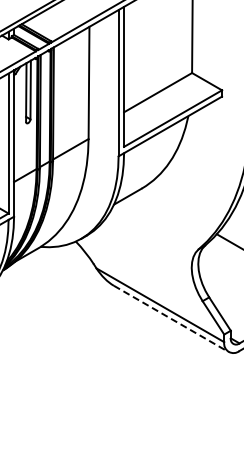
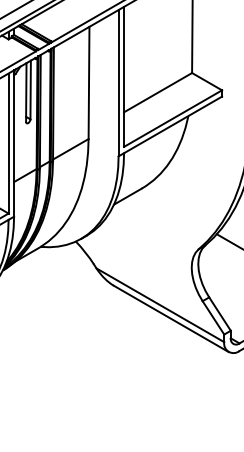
line: none -> present (15, 9)
line: dashed -> solid (171, 319)
